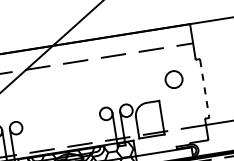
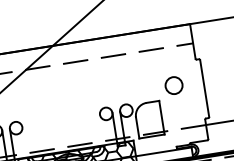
circle position: (173, 79) -> (173, 85) (173, 85)
line: dashed -> solid (204, 88)
